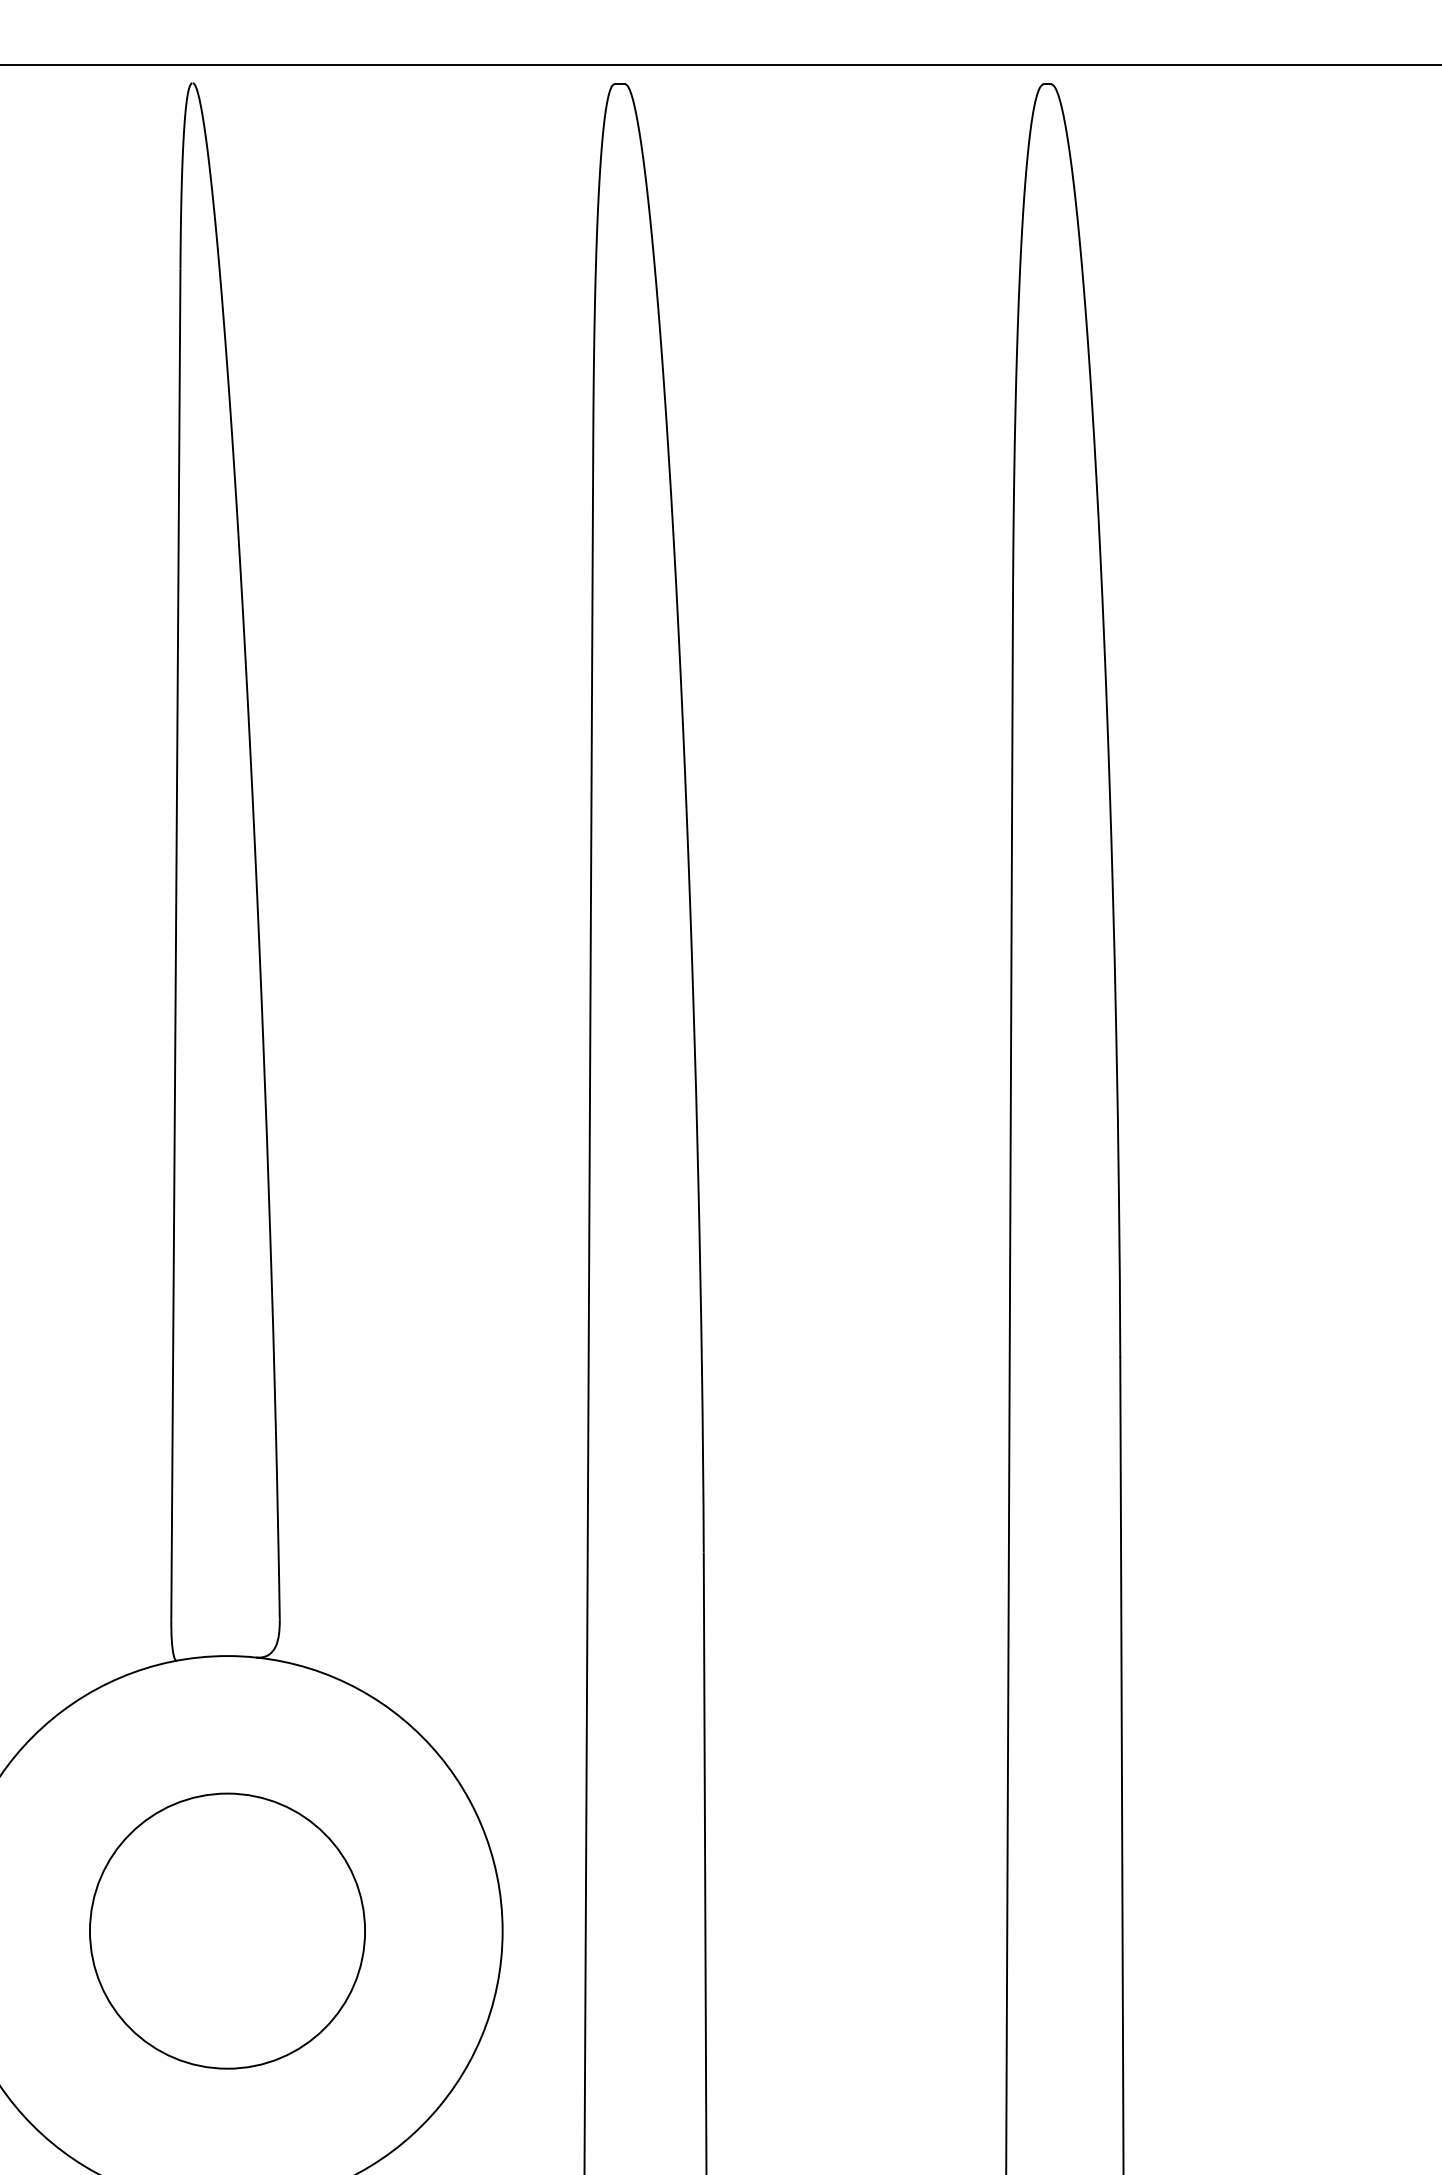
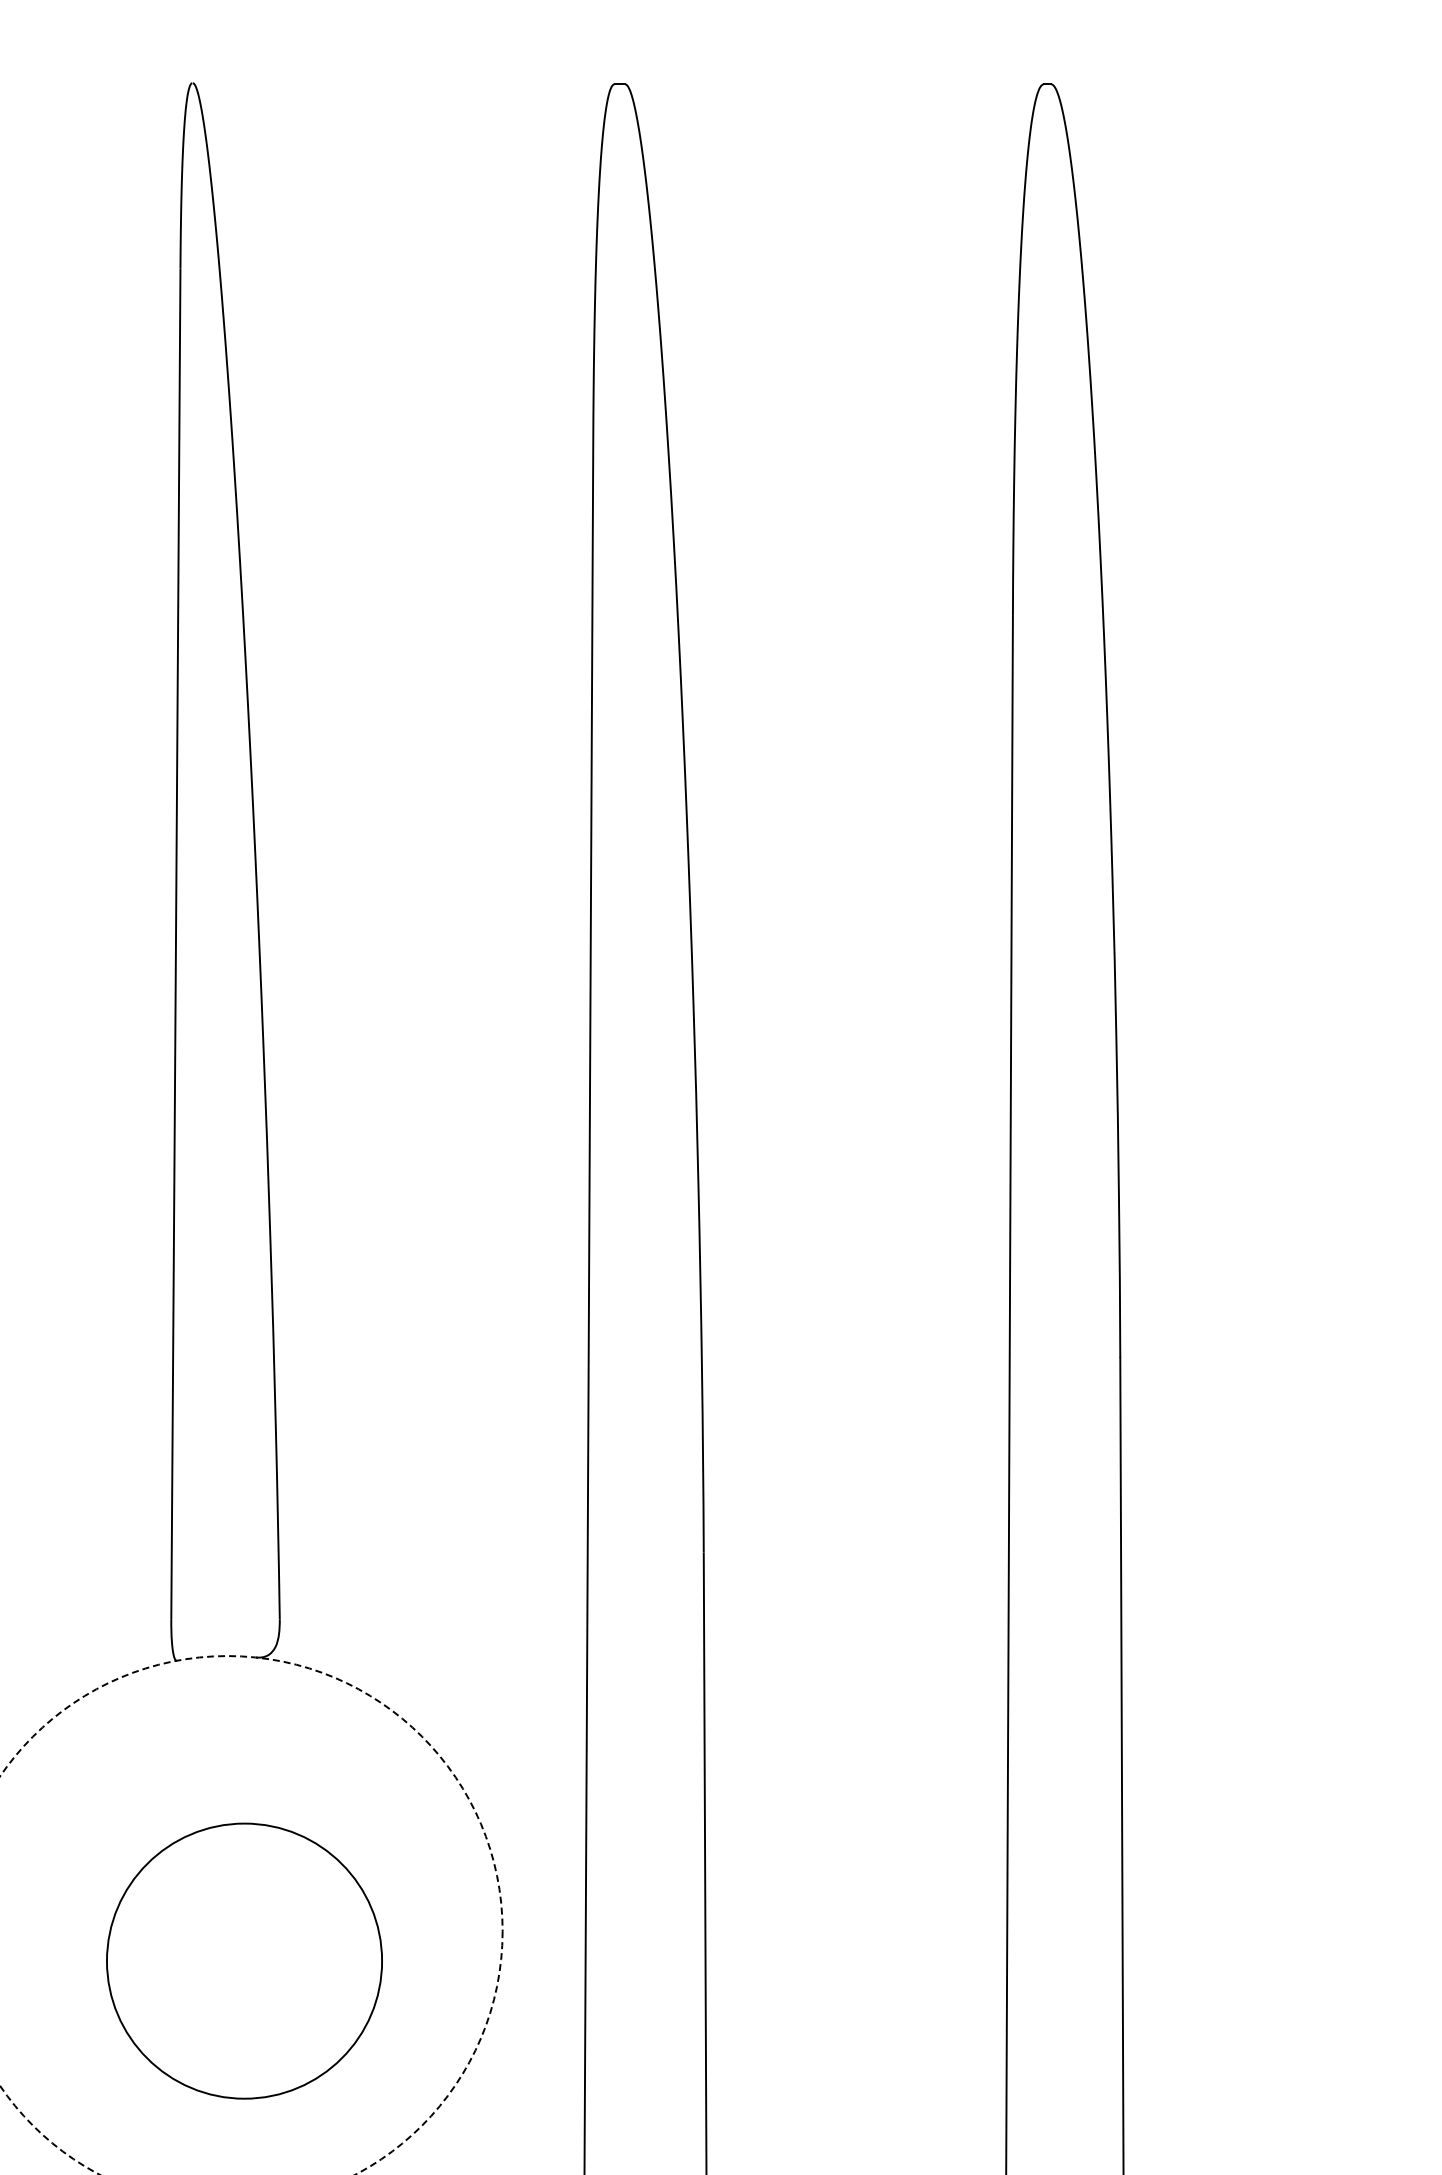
line: present -> none (720, 65)
circle: solid -> dashed (251, 1915)
circle position: (227, 1930) -> (244, 1960) (244, 1960)
